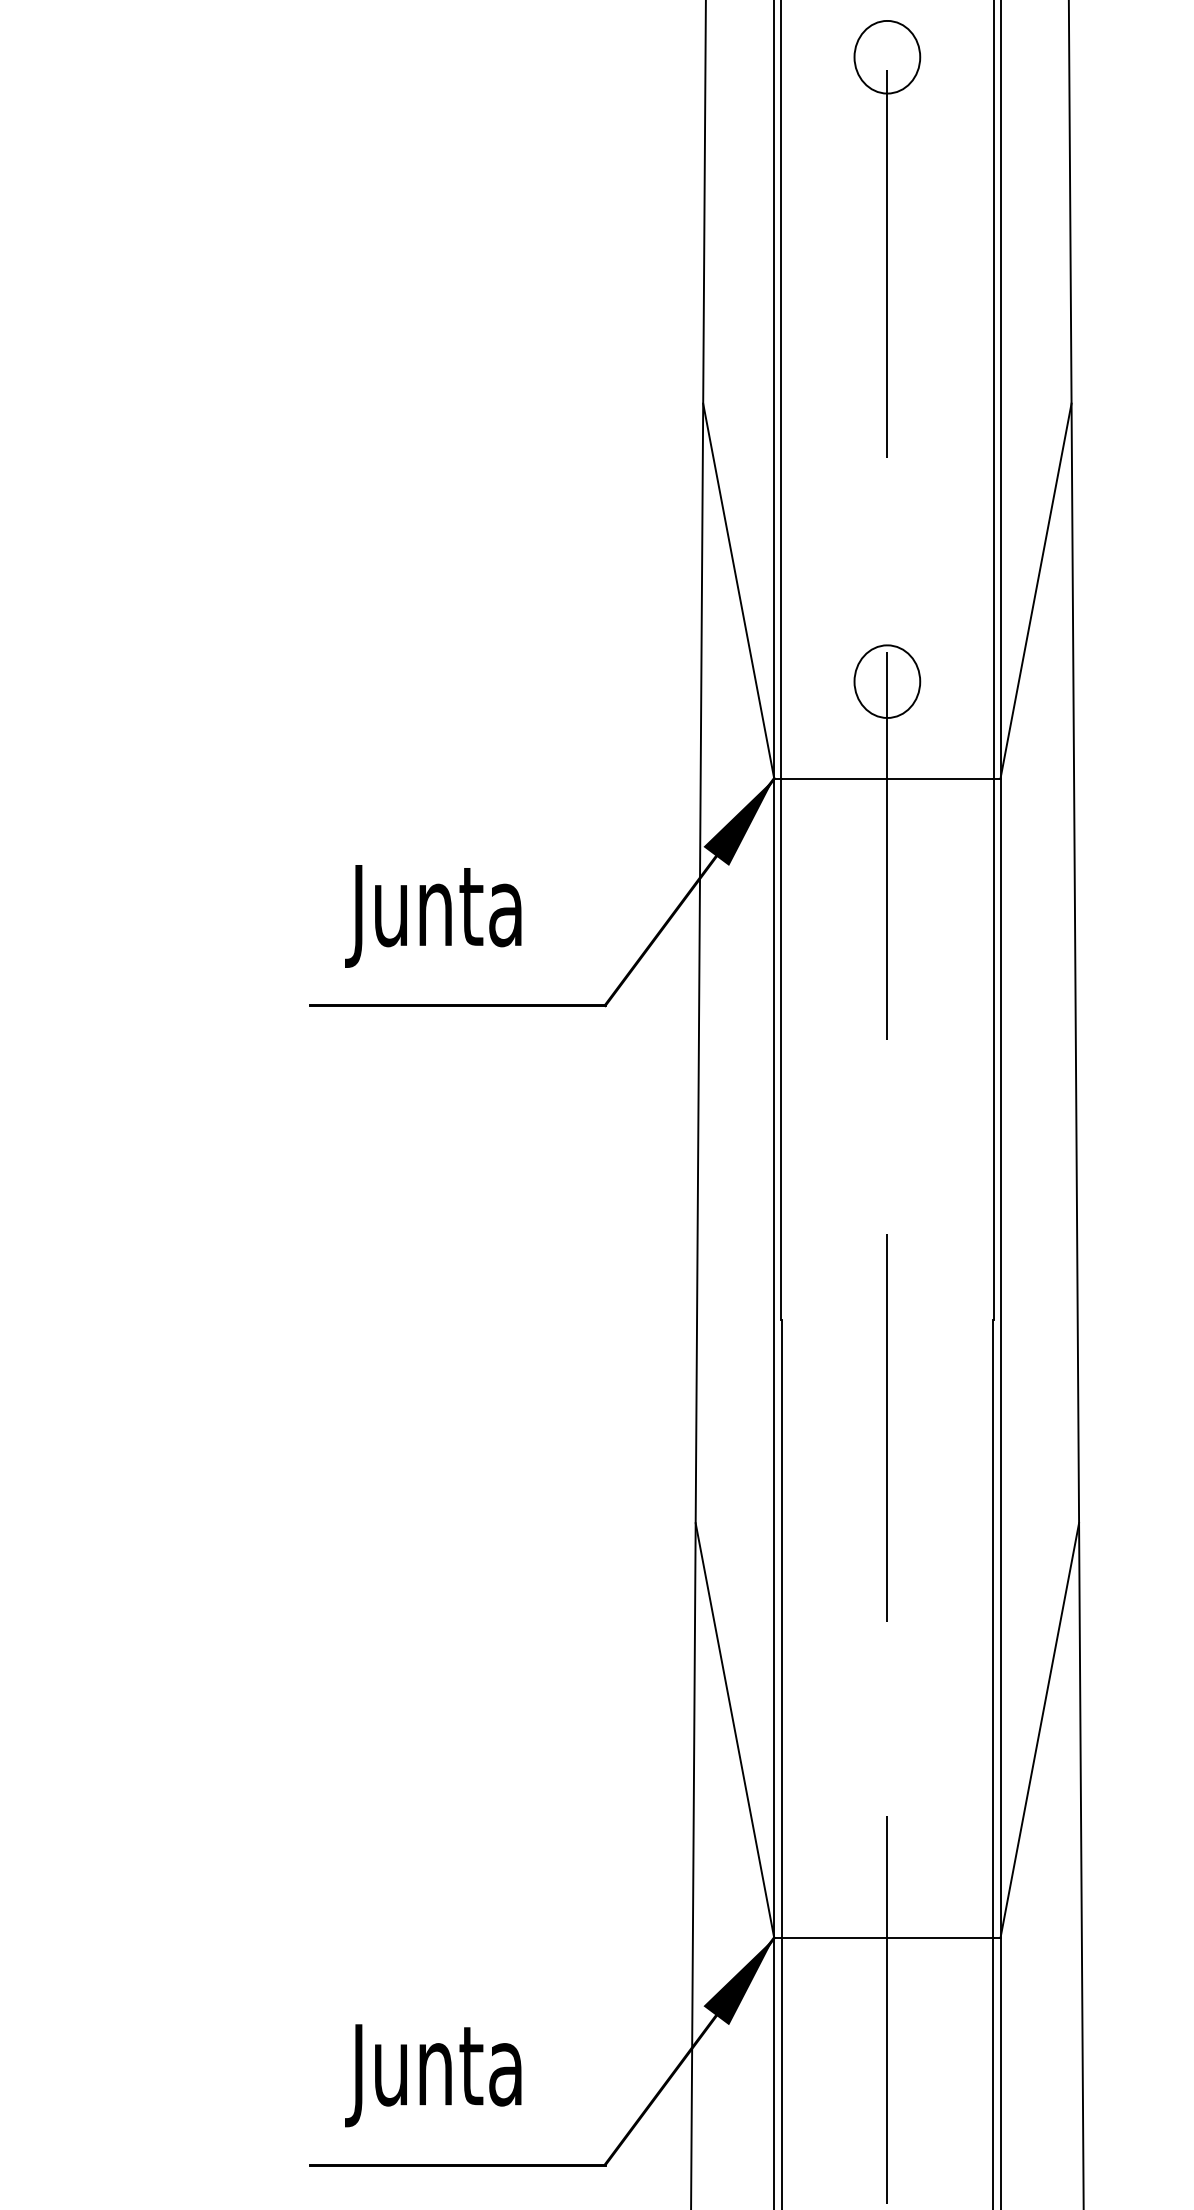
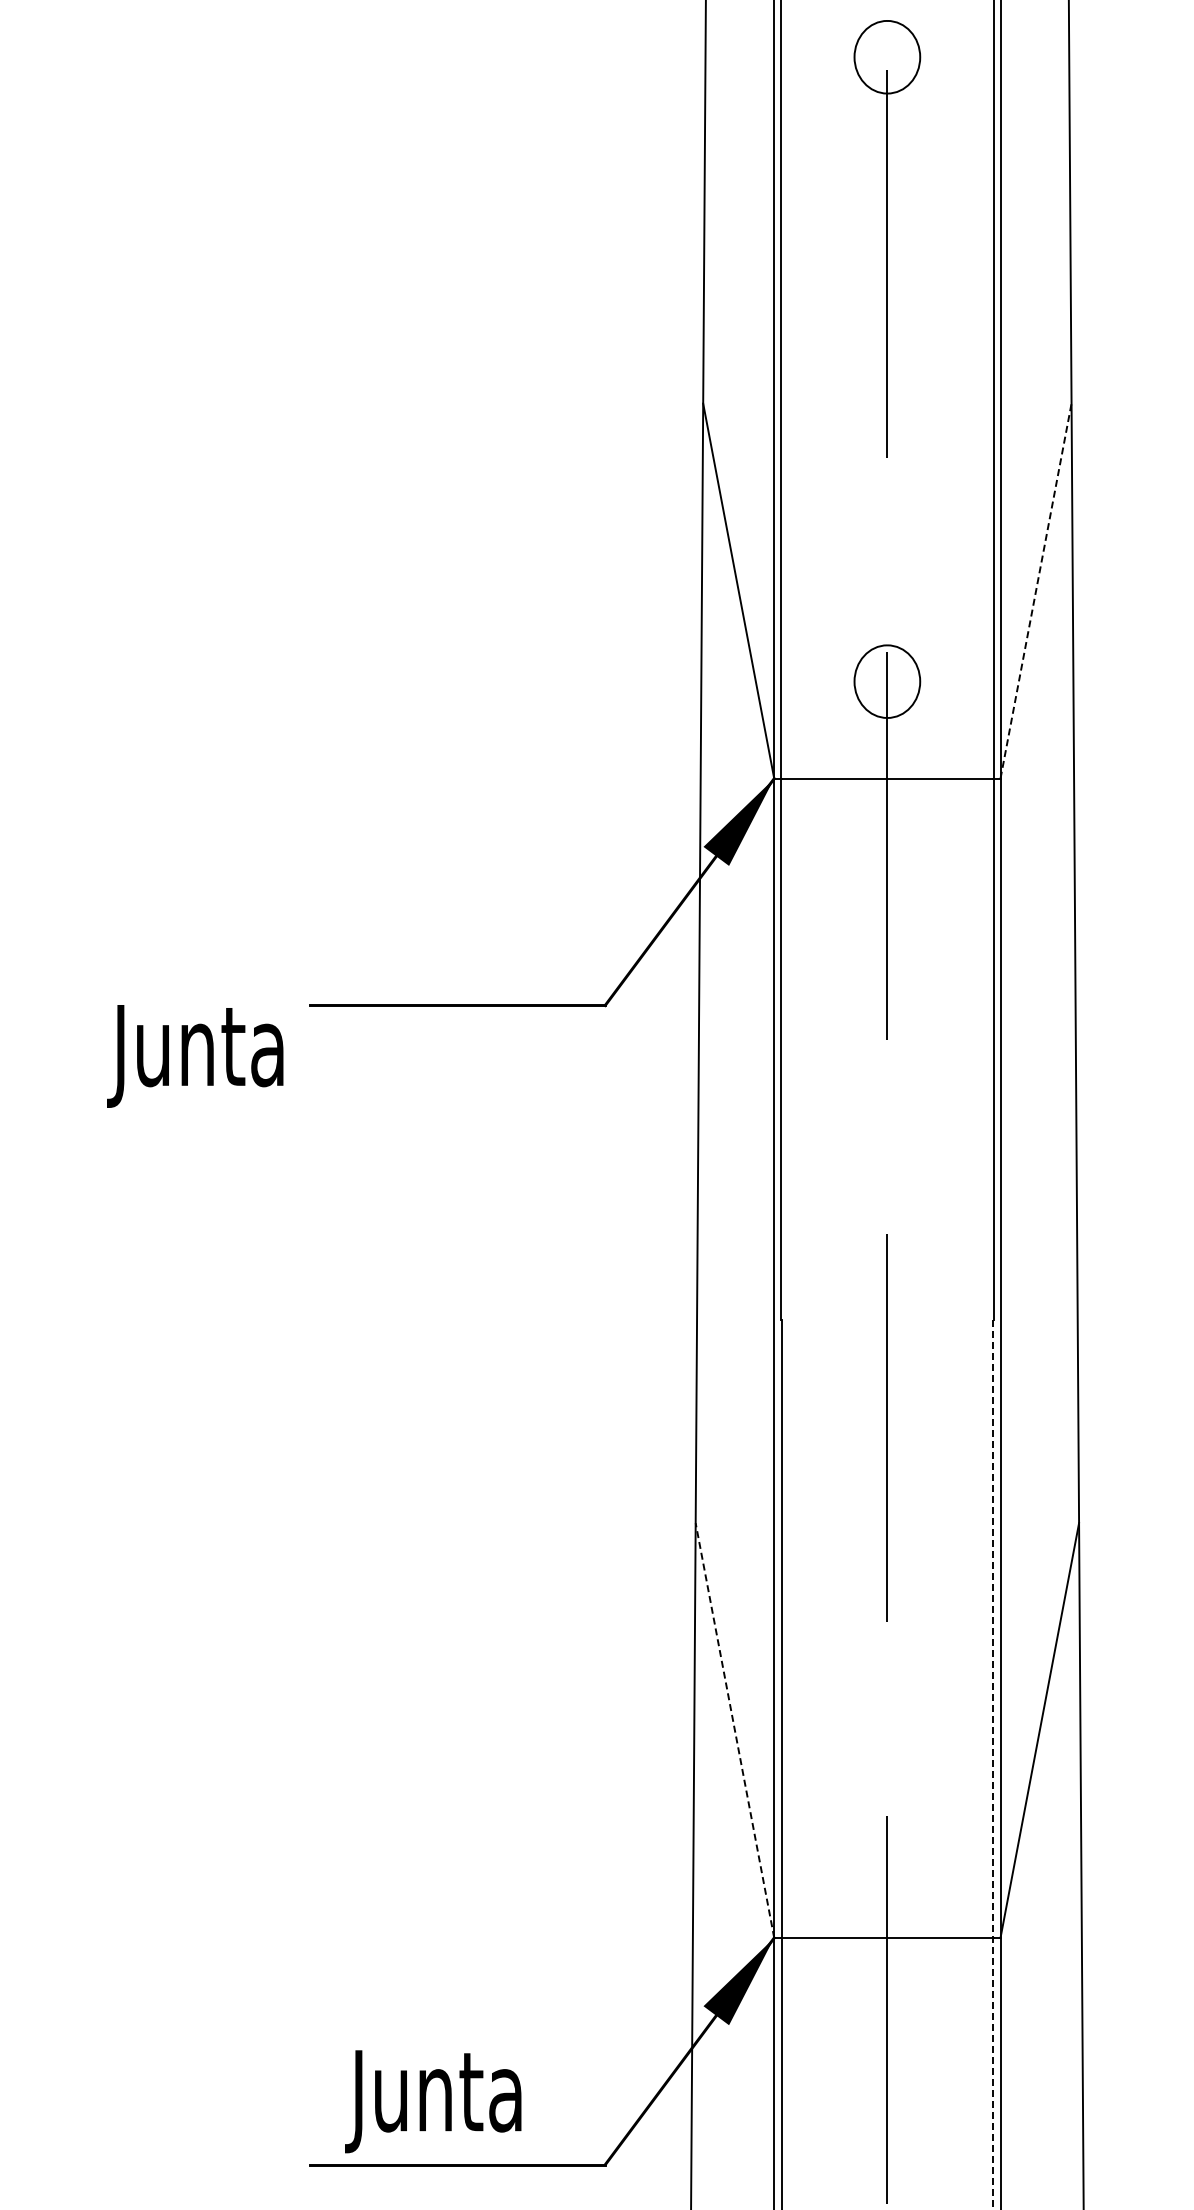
line: solid -> dashed (1036, 591)
text position: (433, 916) -> (195, 1056) (195, 1056)
line: solid -> dashed (734, 1730)
line: solid -> dashed (993, 1764)
text position: (433, 2075) -> (433, 2101) (433, 2101)
